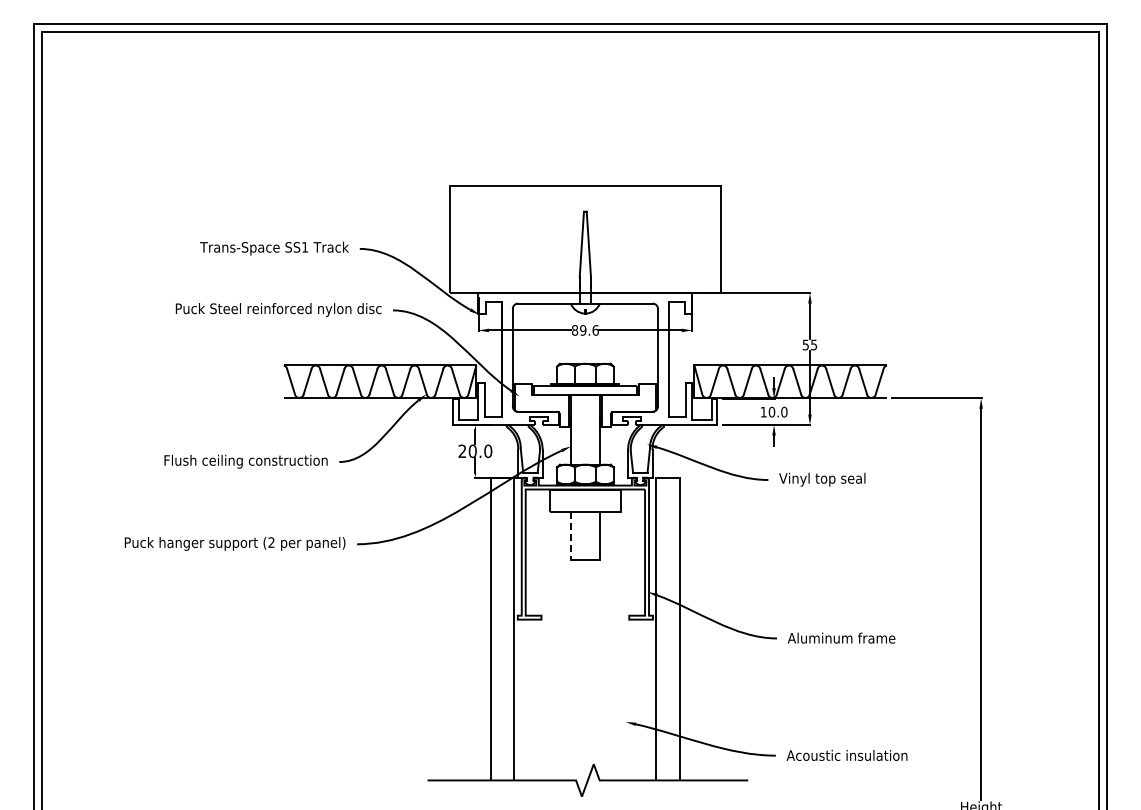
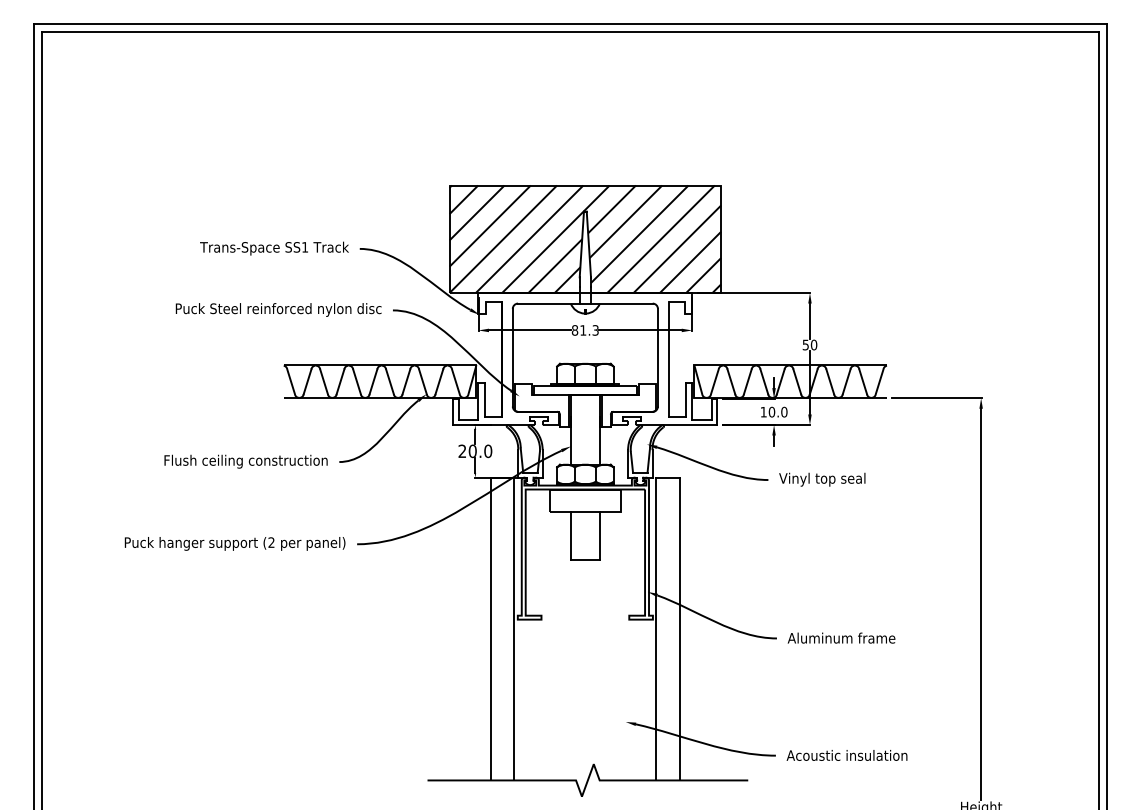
hatch: none -> present (585, 239)
text: 89.6 -> 81.3 (589, 330)
text: 55 -> 50 (813, 344)
line: dashed -> solid (571, 535)
